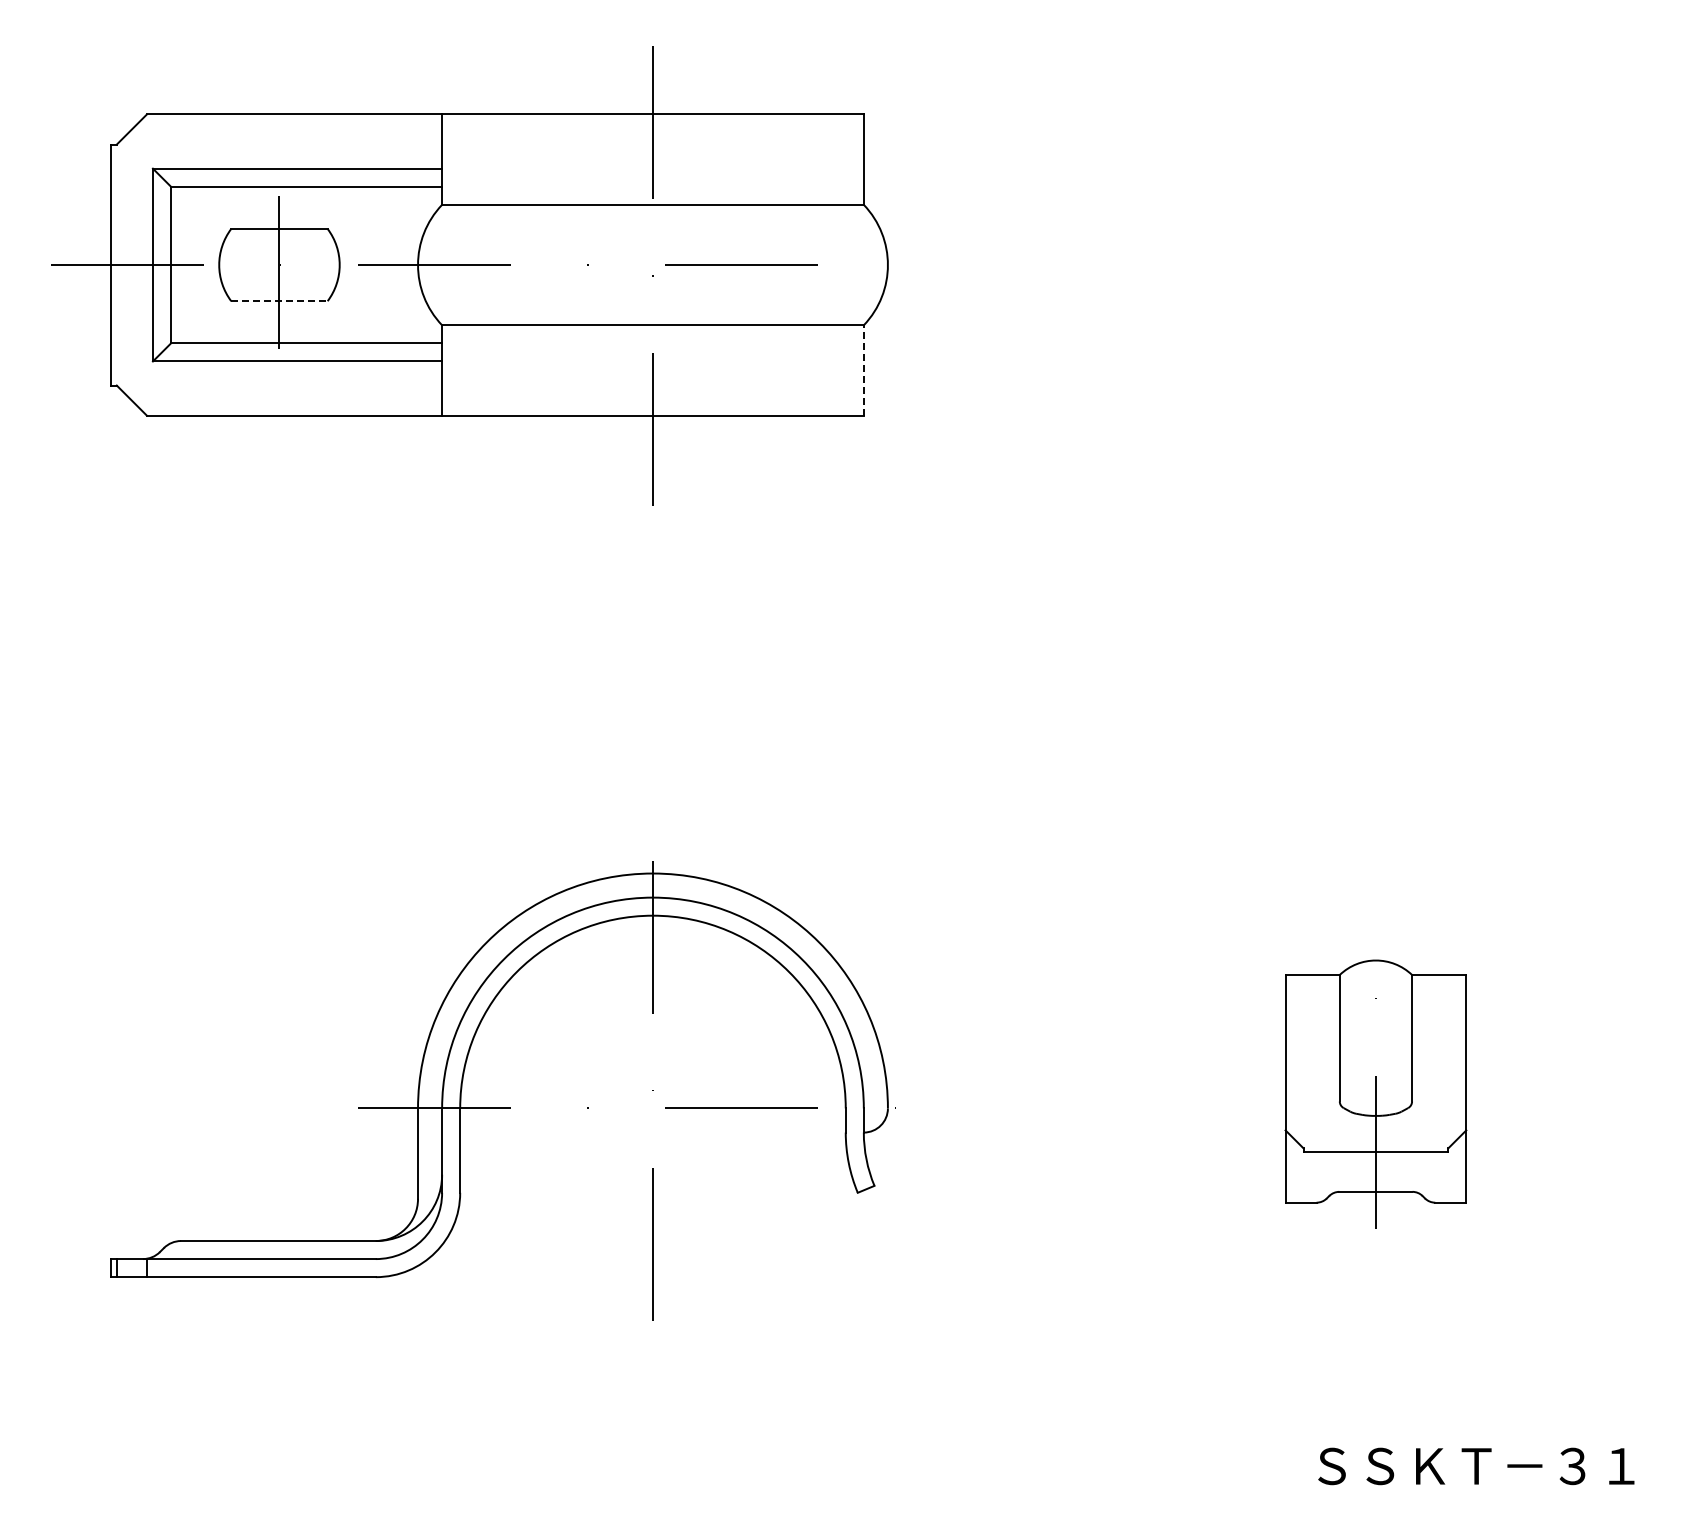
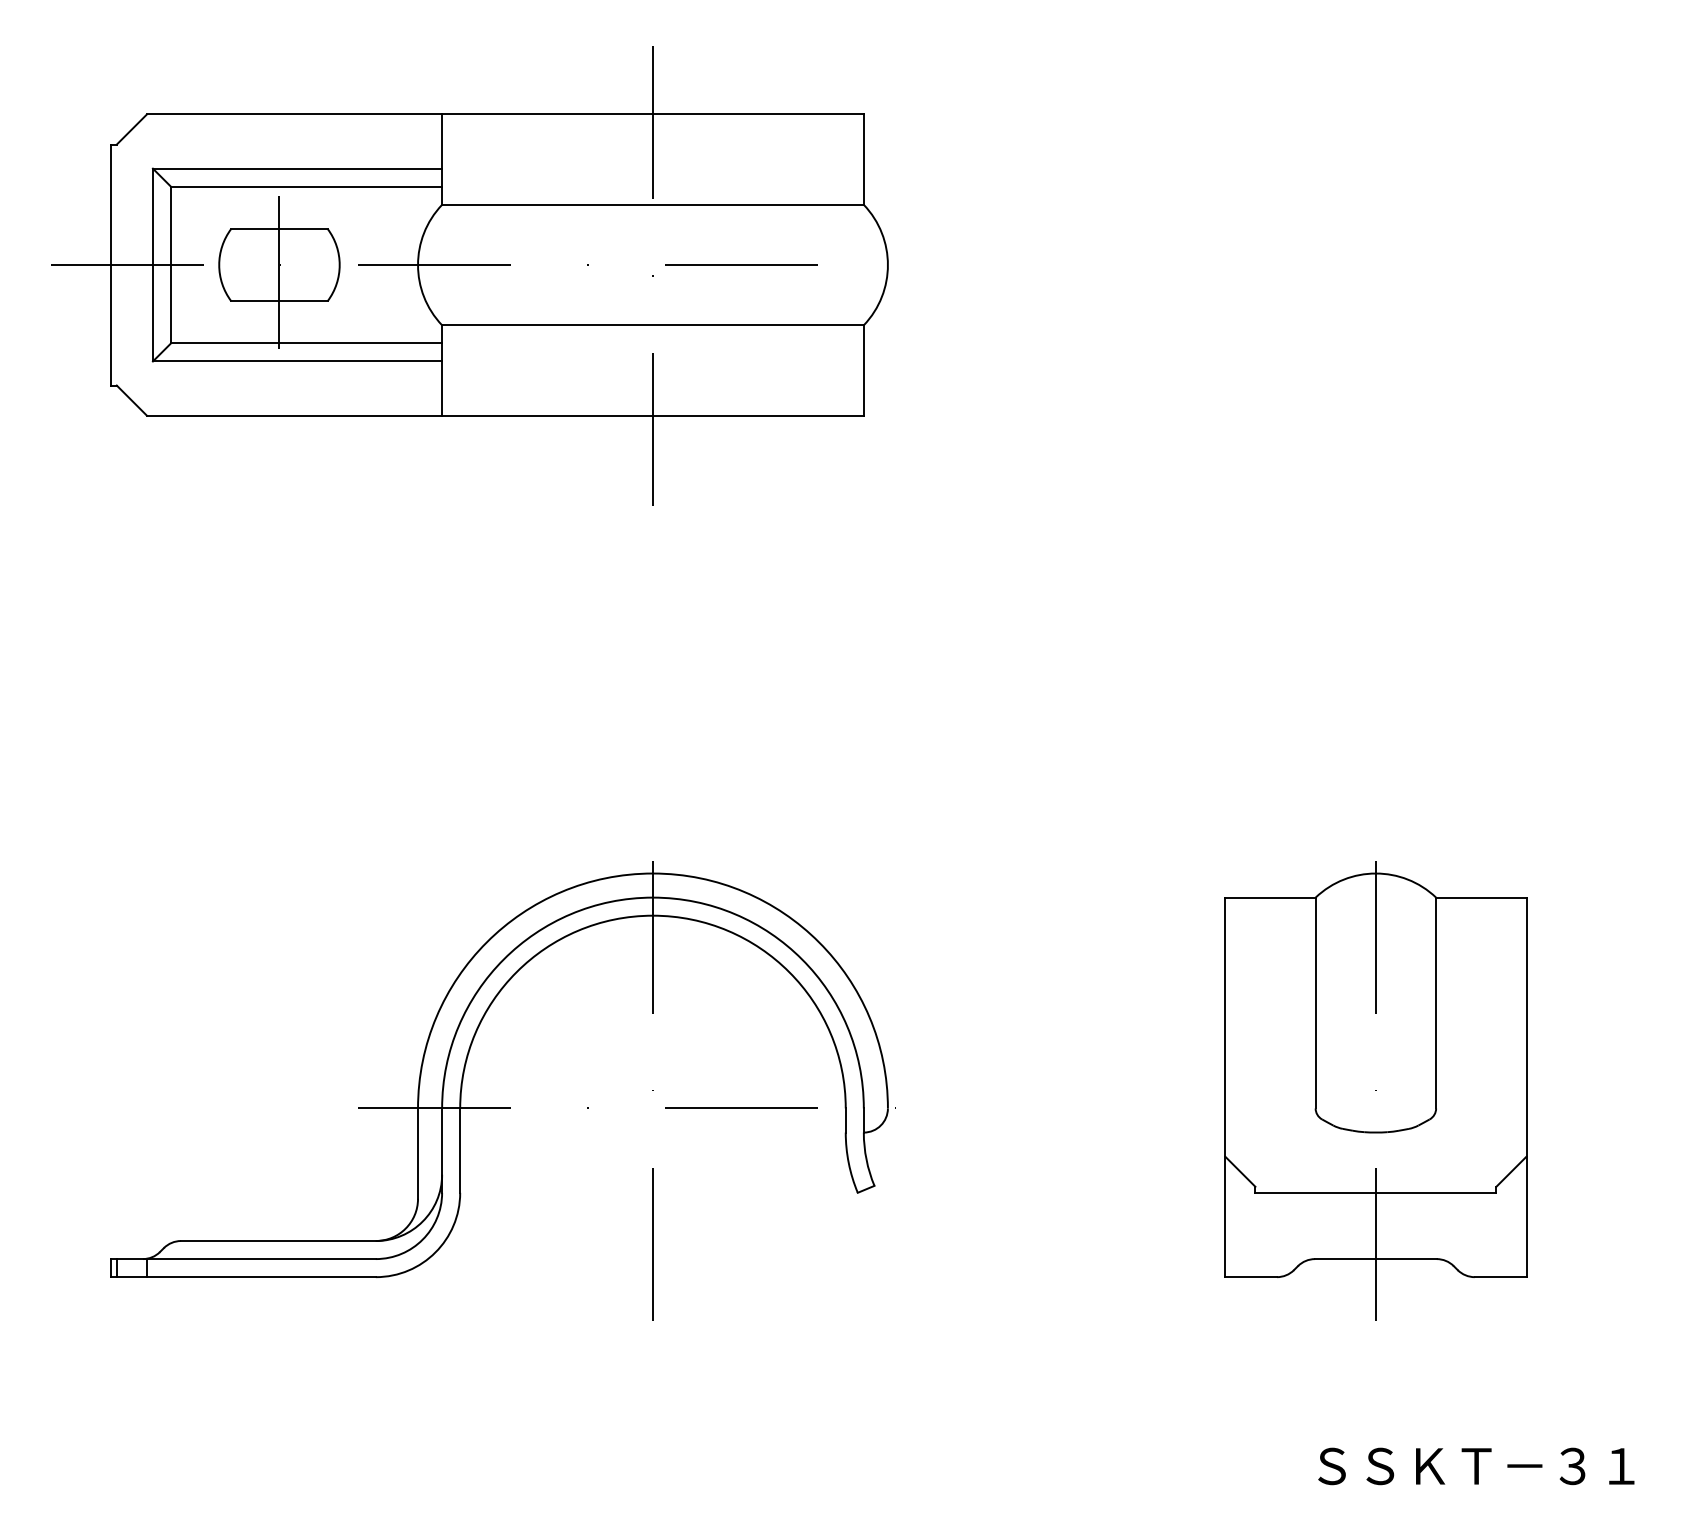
line: dashed -> solid (279, 301)
line: dashed -> solid (863, 370)
part size: 184x270 px -> 304x460 px (1375, 1090)
